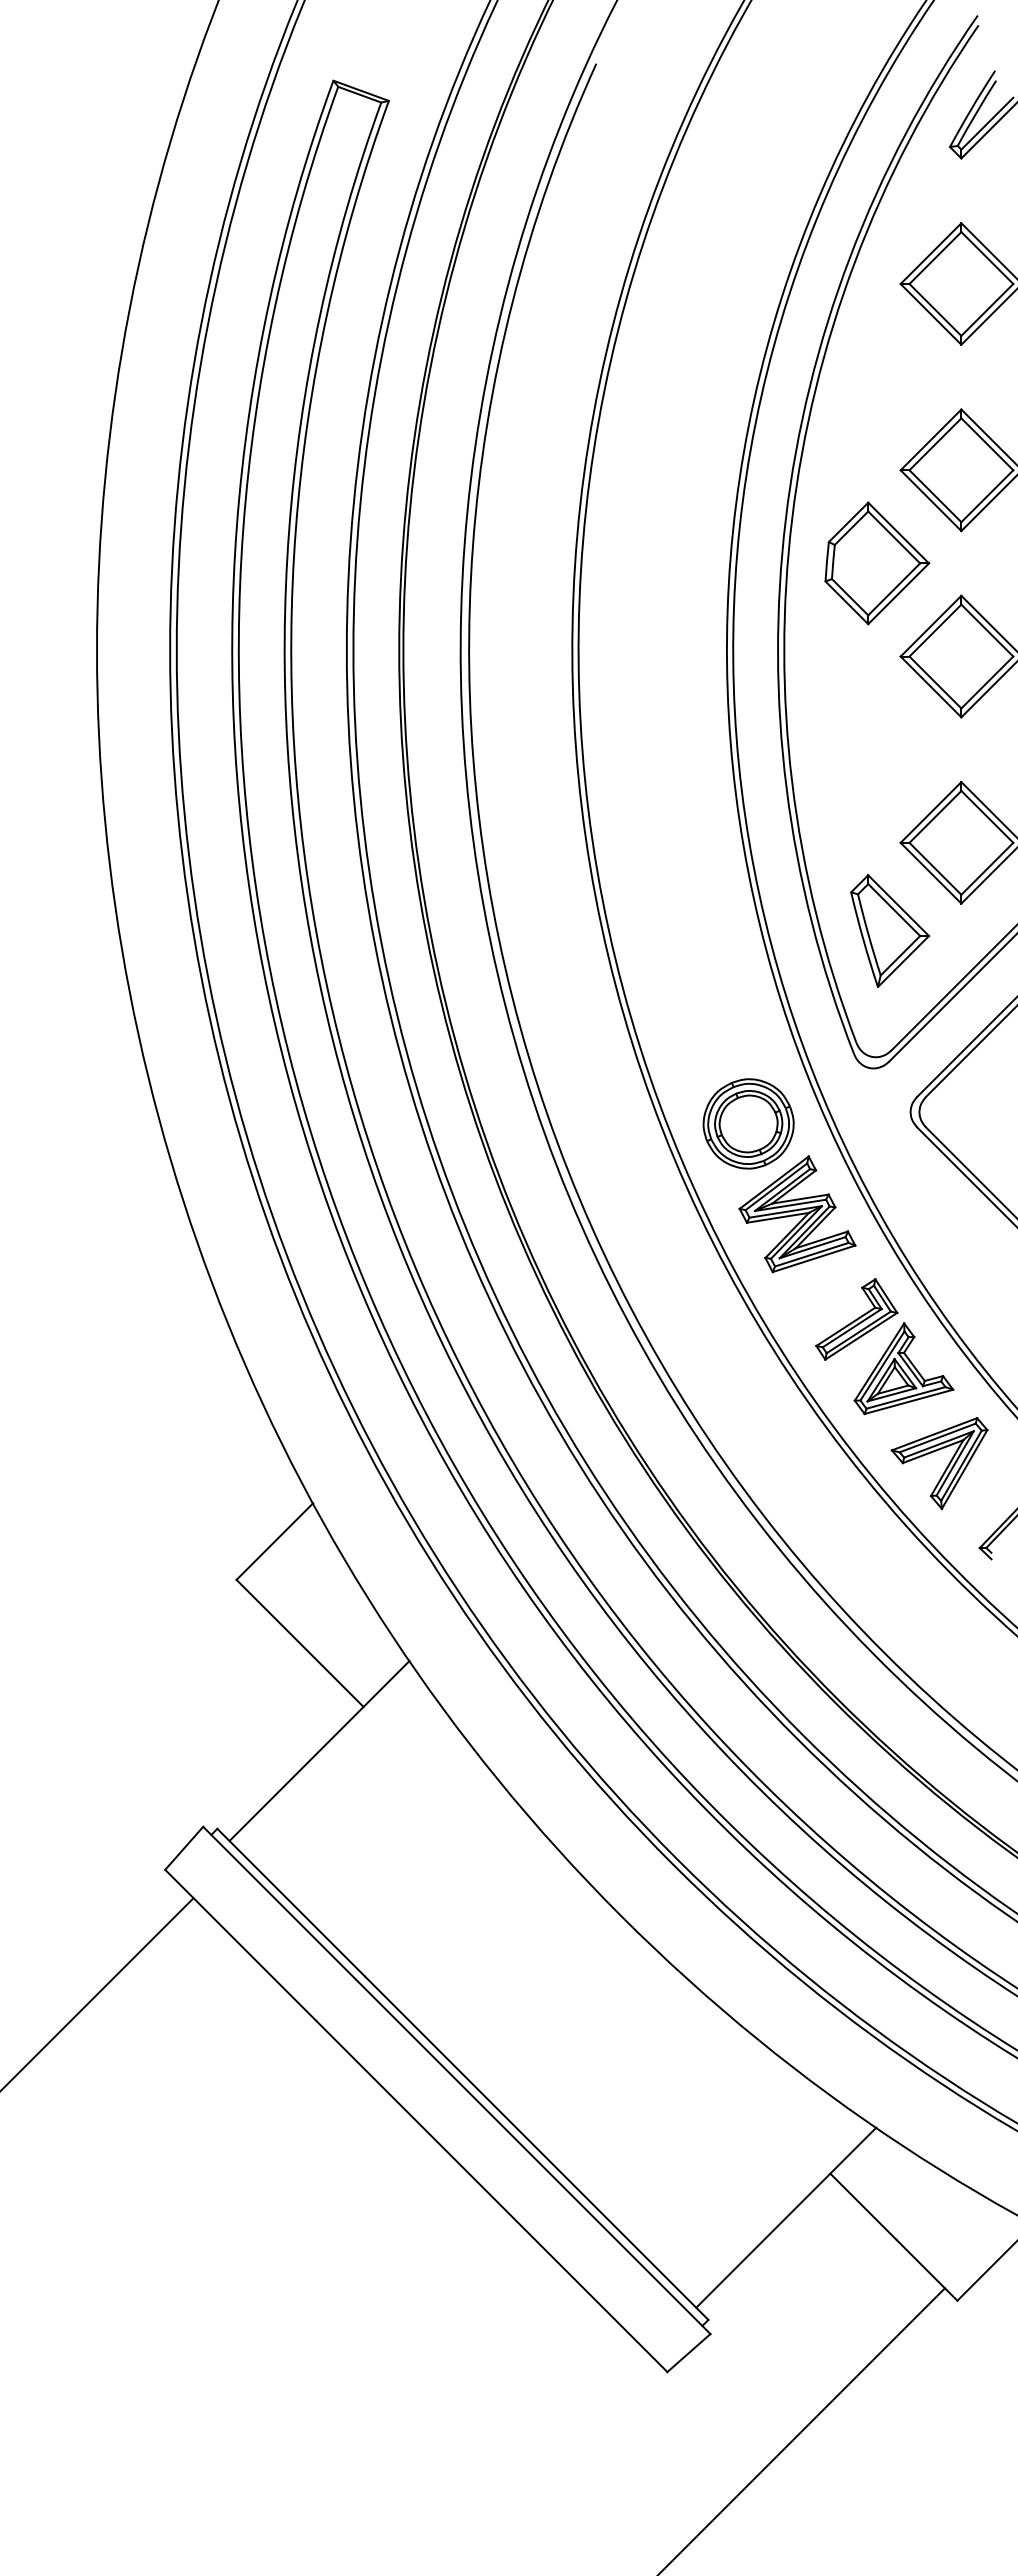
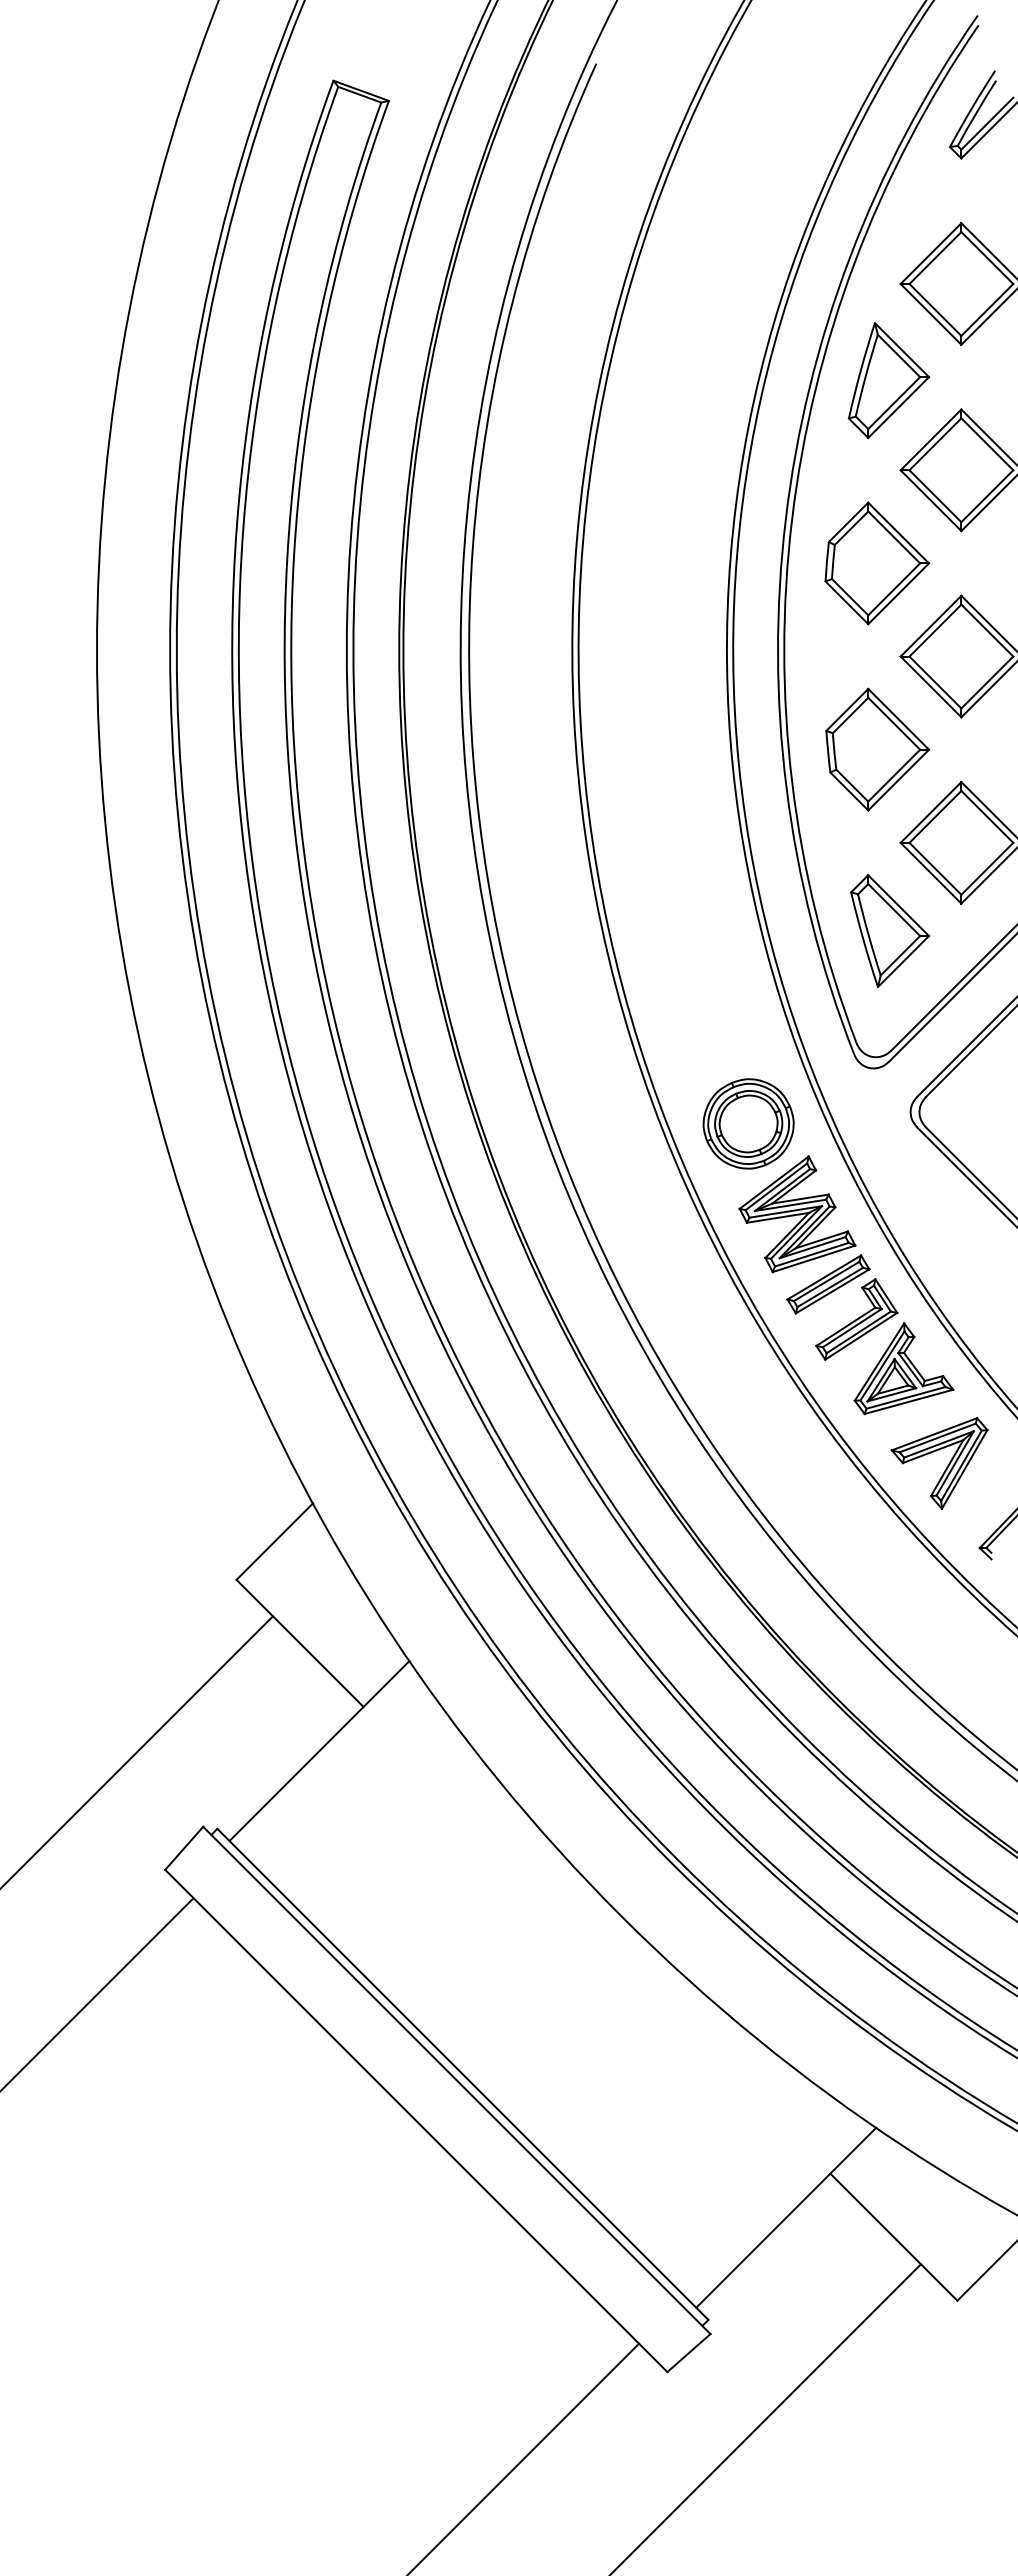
part: none -> present (888, 380)
part: none -> present (877, 749)
part: none -> present (828, 1284)
line: none -> present (137, 1751)
line position: (802, 2430) -> (766, 2418) (766, 2418)
line: none -> present (524, 2457)
